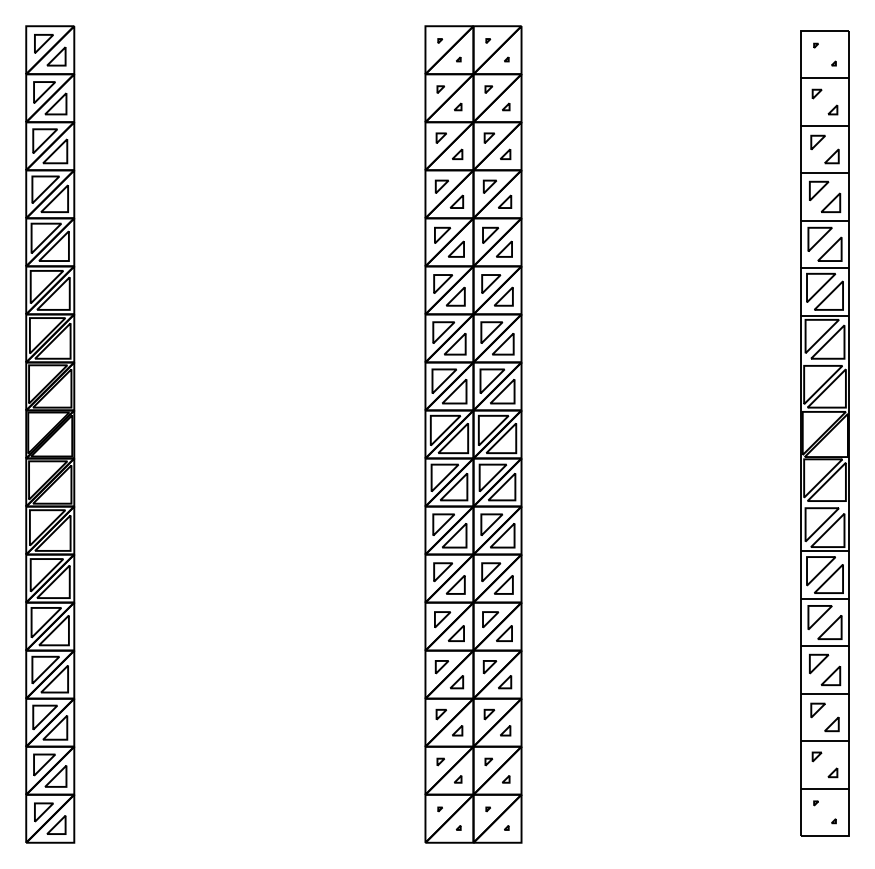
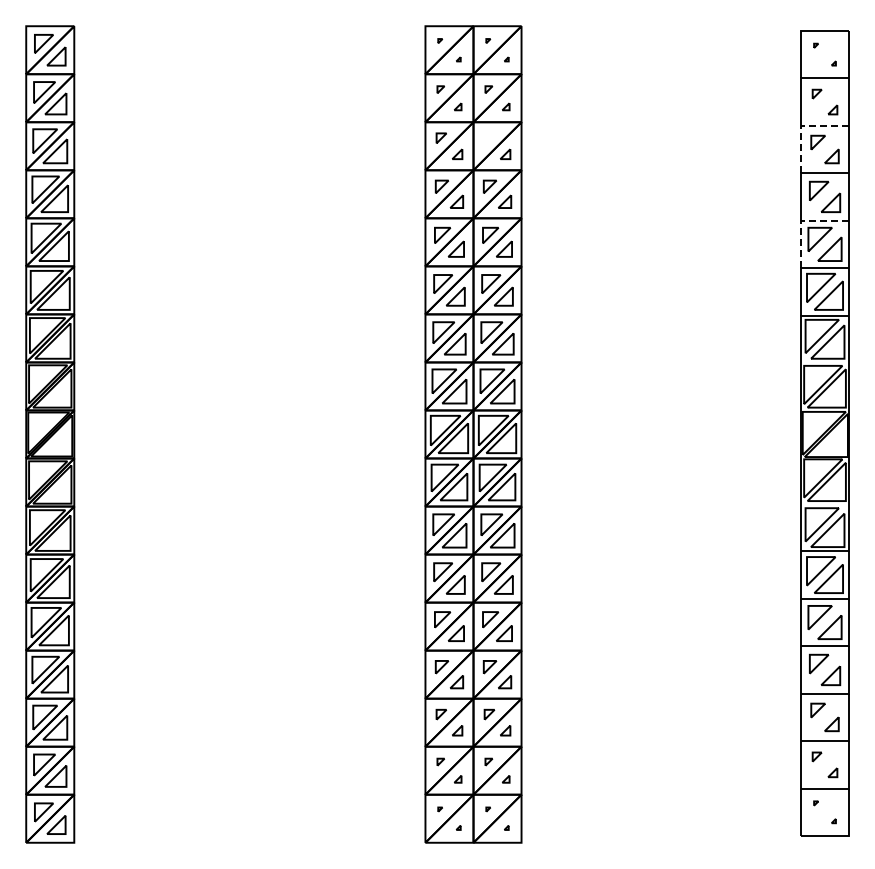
line: solid -> dashed (801, 125)
part: present -> none (488, 137)
line: solid -> dashed (801, 220)
